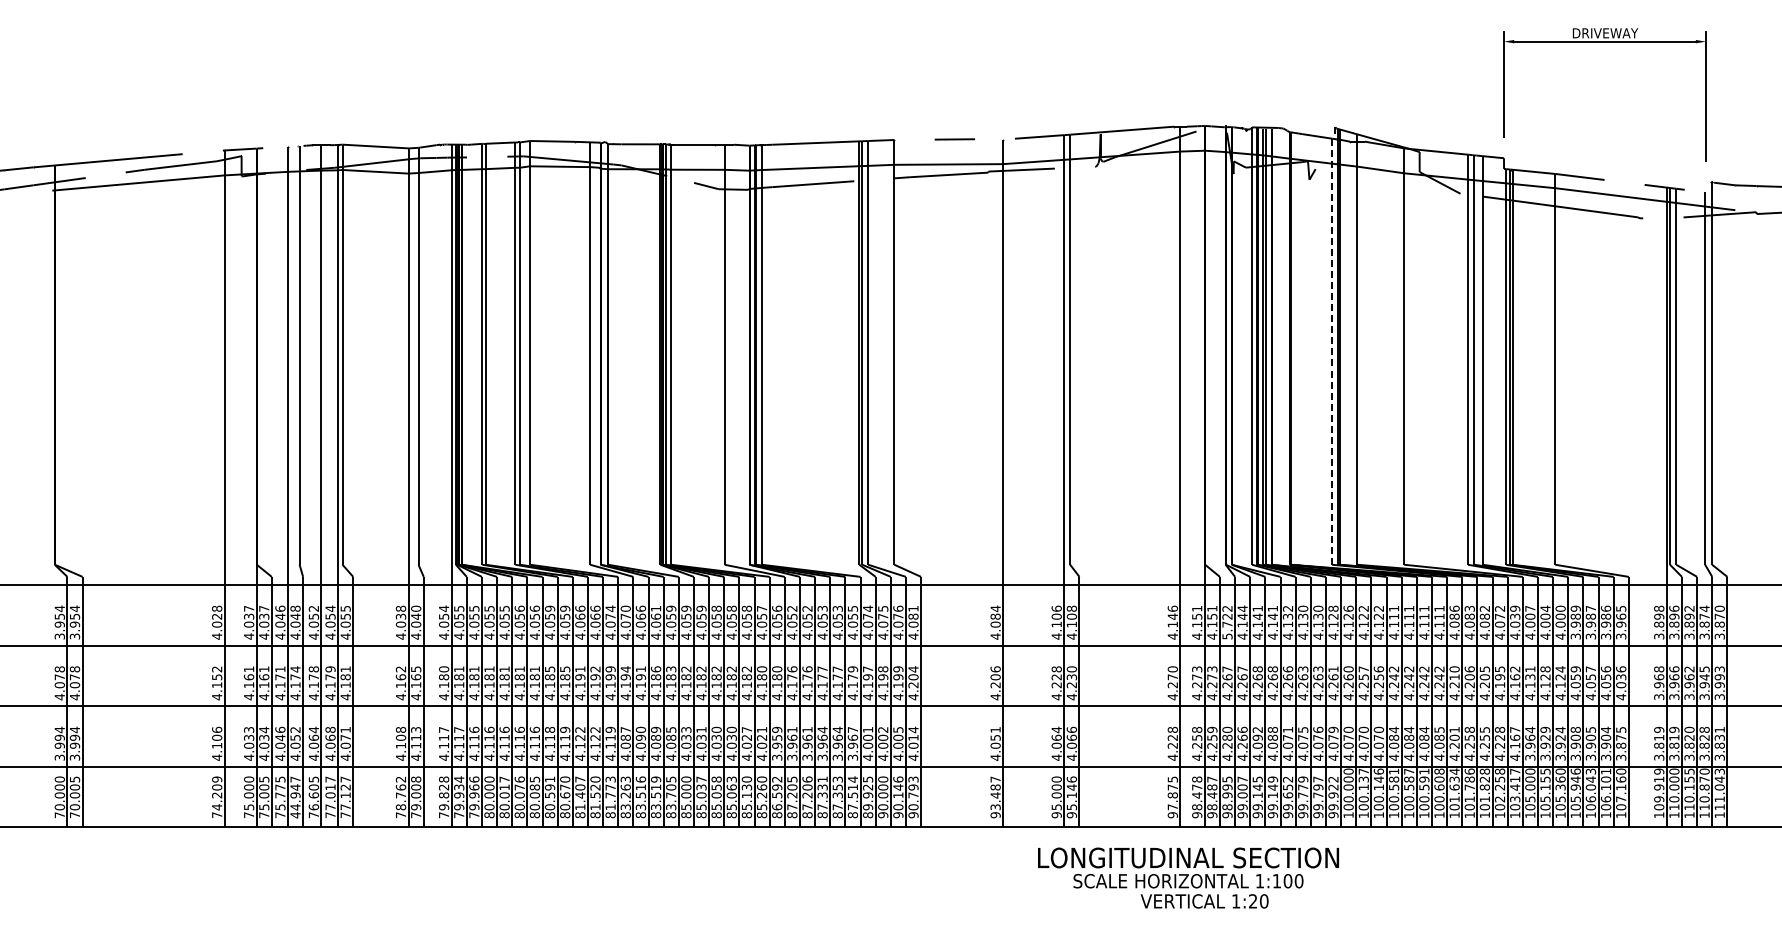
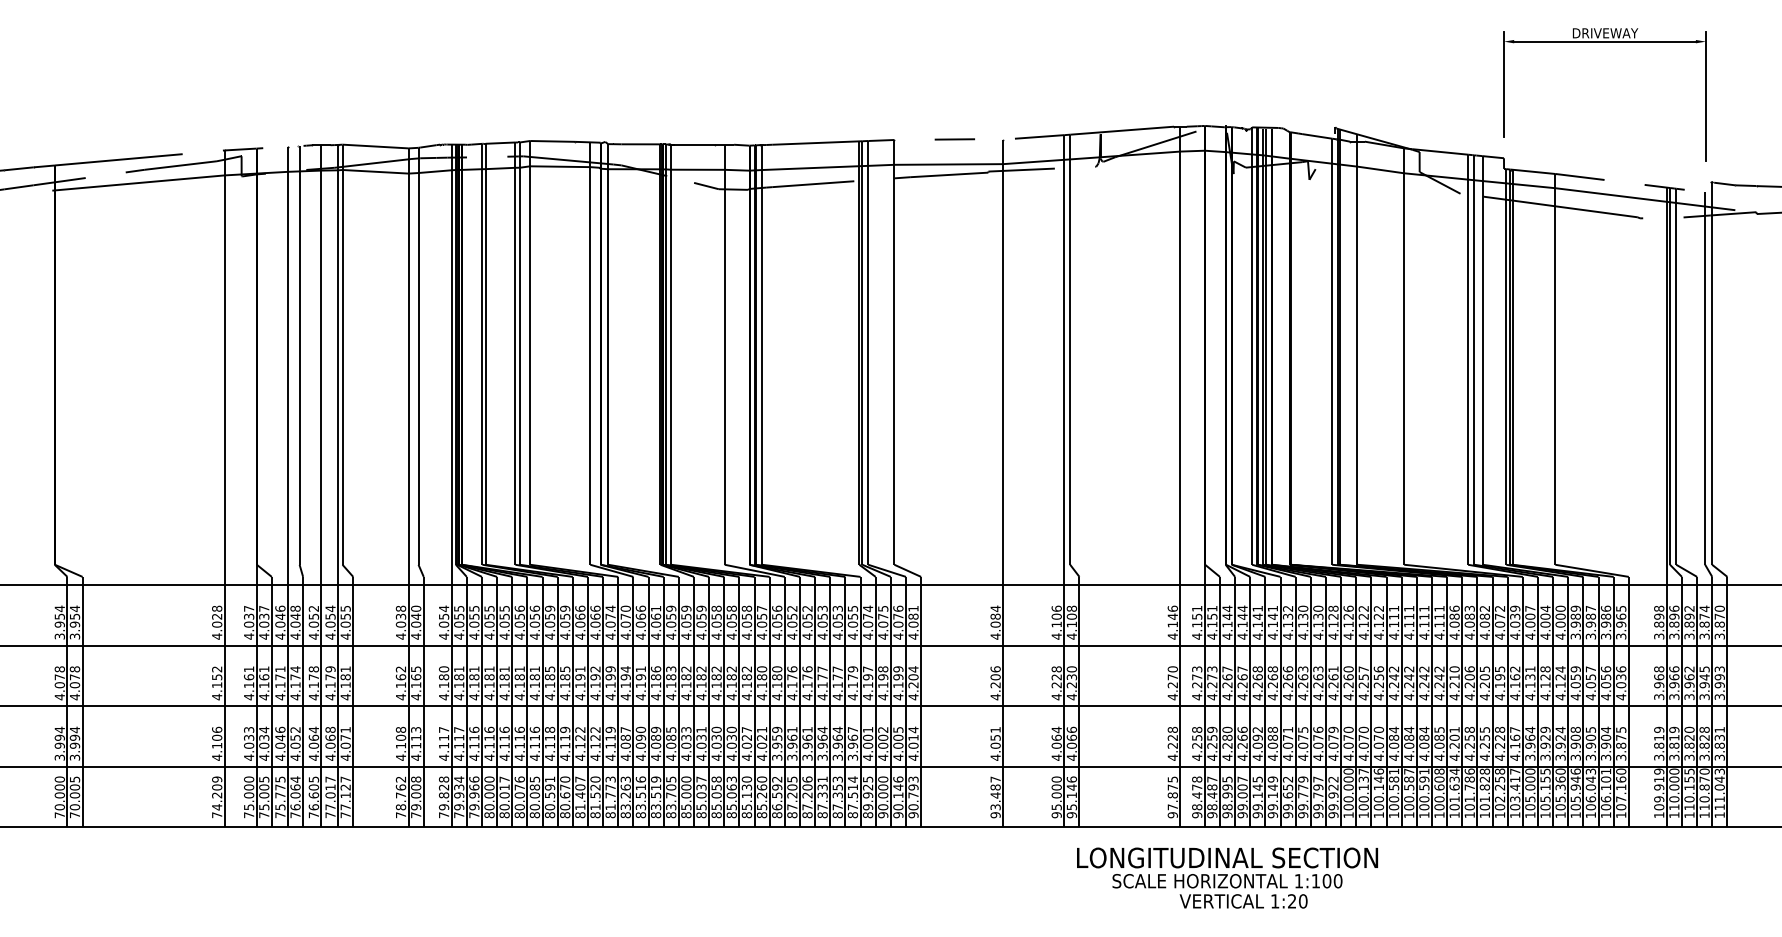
line: dashed -> solid (1332, 352)
text: 5.722 -> 4.144 (1227, 622)
text: 44.947 -> 76.064 (295, 797)
text position: (1188, 877) -> (1227, 877) (1227, 877)
